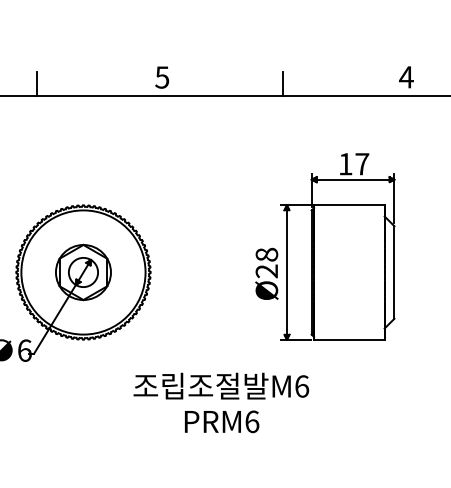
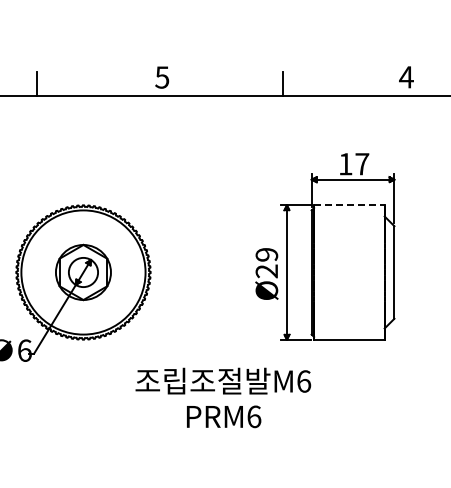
line: solid -> dashed (349, 205)
text: Ø28 -> Ø29 (266, 254)
text position: (221, 402) -> (223, 397) (223, 397)
